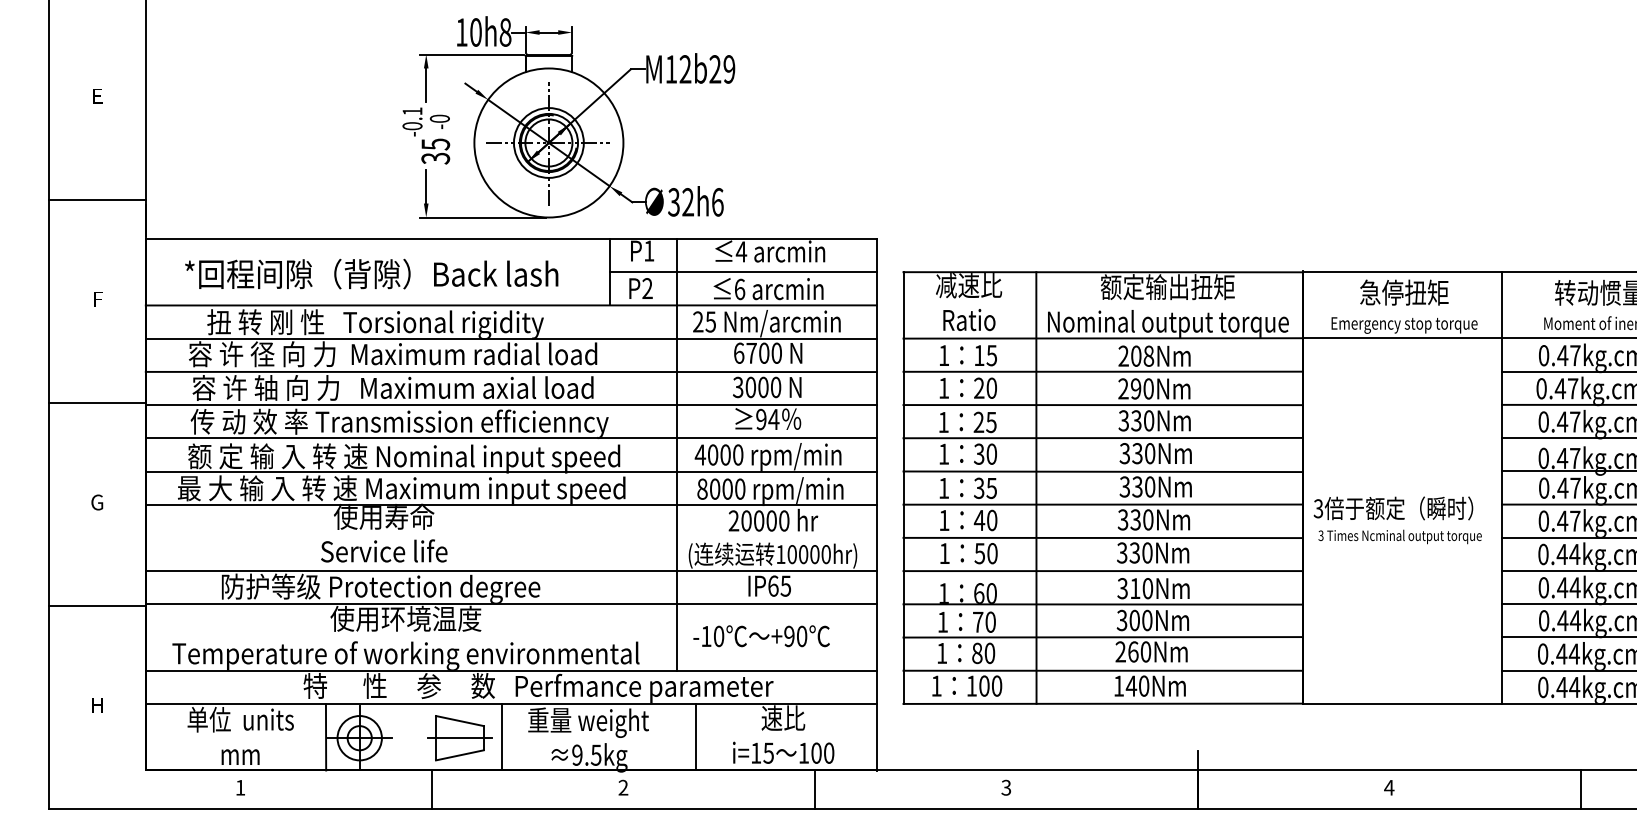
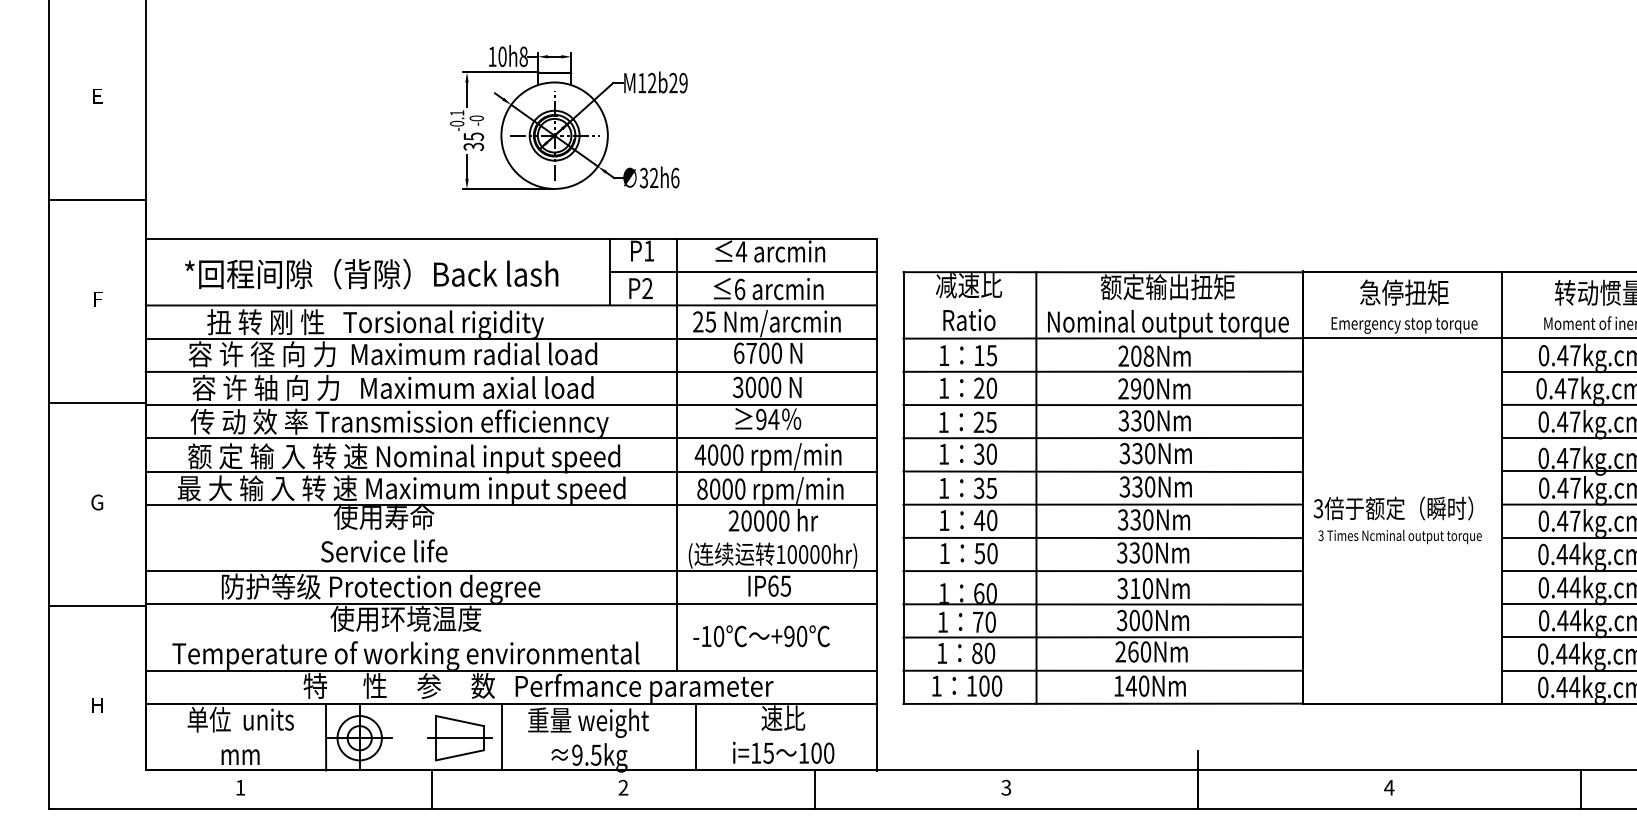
part size: 334x203 px -> 238x145 px (568, 117)
